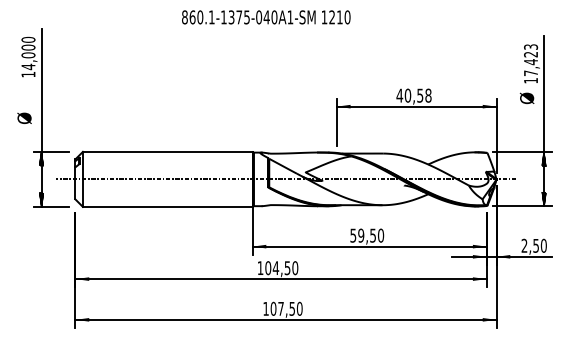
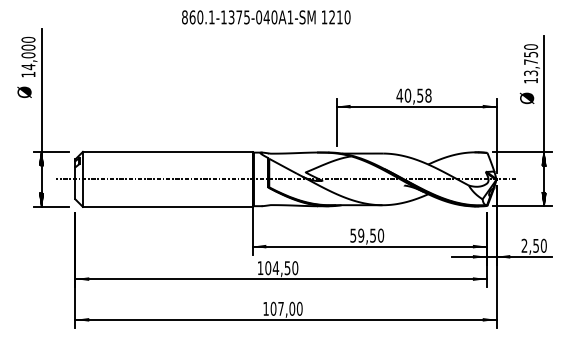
text: 17,423 -> 13,750 (531, 60)
text position: (24, 117) -> (24, 91) (24, 91)
text: 107,50 -> 107,00 (292, 308)
